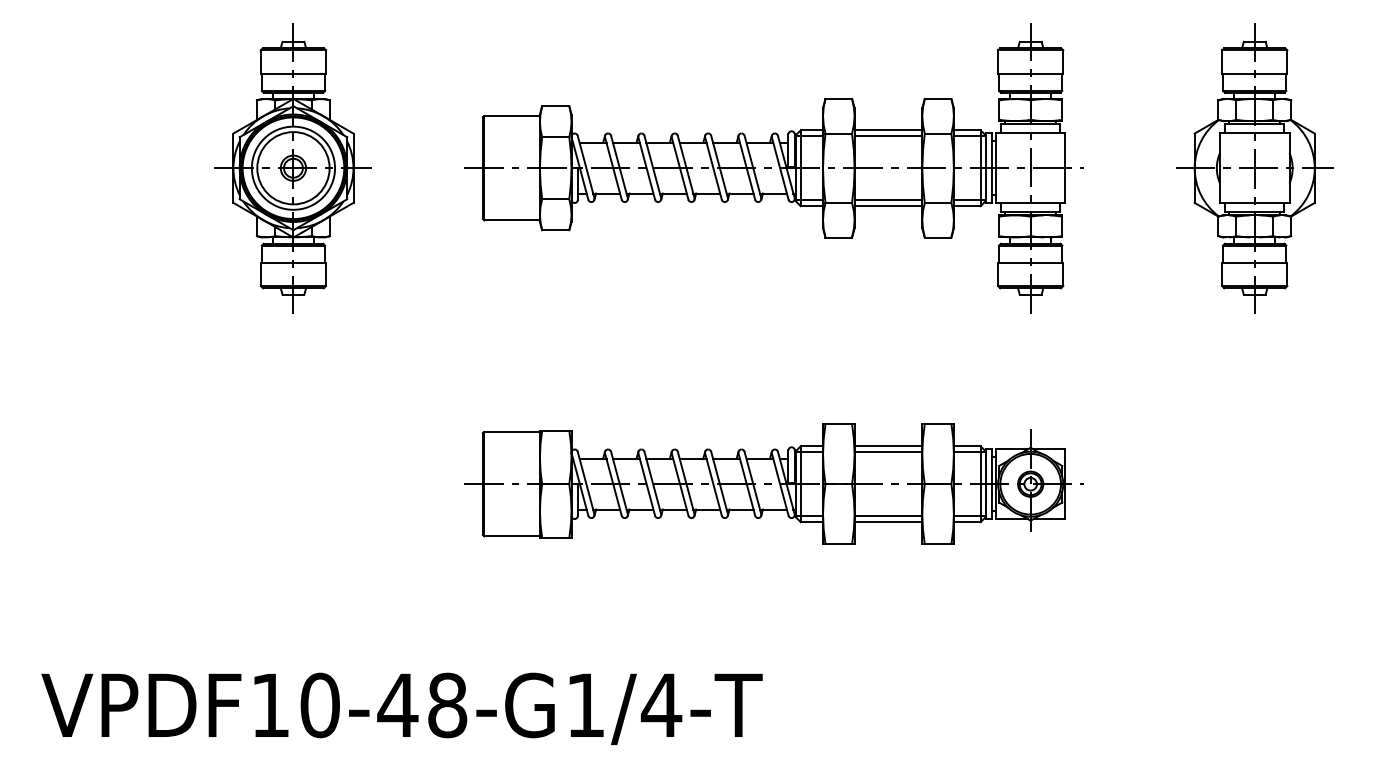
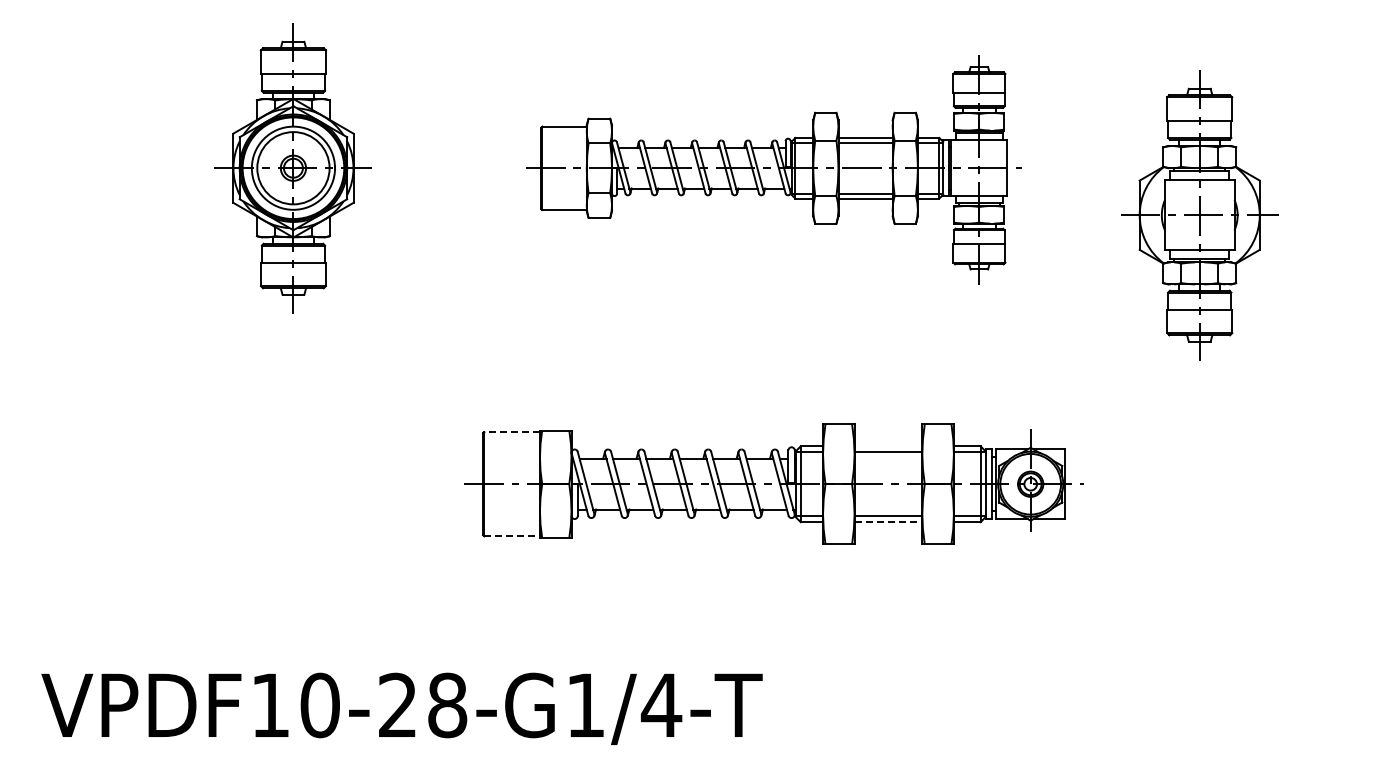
part size: 620x291 px -> 496x230 px (773, 169)
part position: (1254, 168) -> (1199, 215) (1199, 215)
line: solid -> dashed (512, 432)
line: present -> none (888, 446)
line: solid -> dashed (888, 522)
line: solid -> dashed (512, 536)
text: VPDF10-48-G1/4-T -> VPDF10-28-G1/4-T (397, 704)
